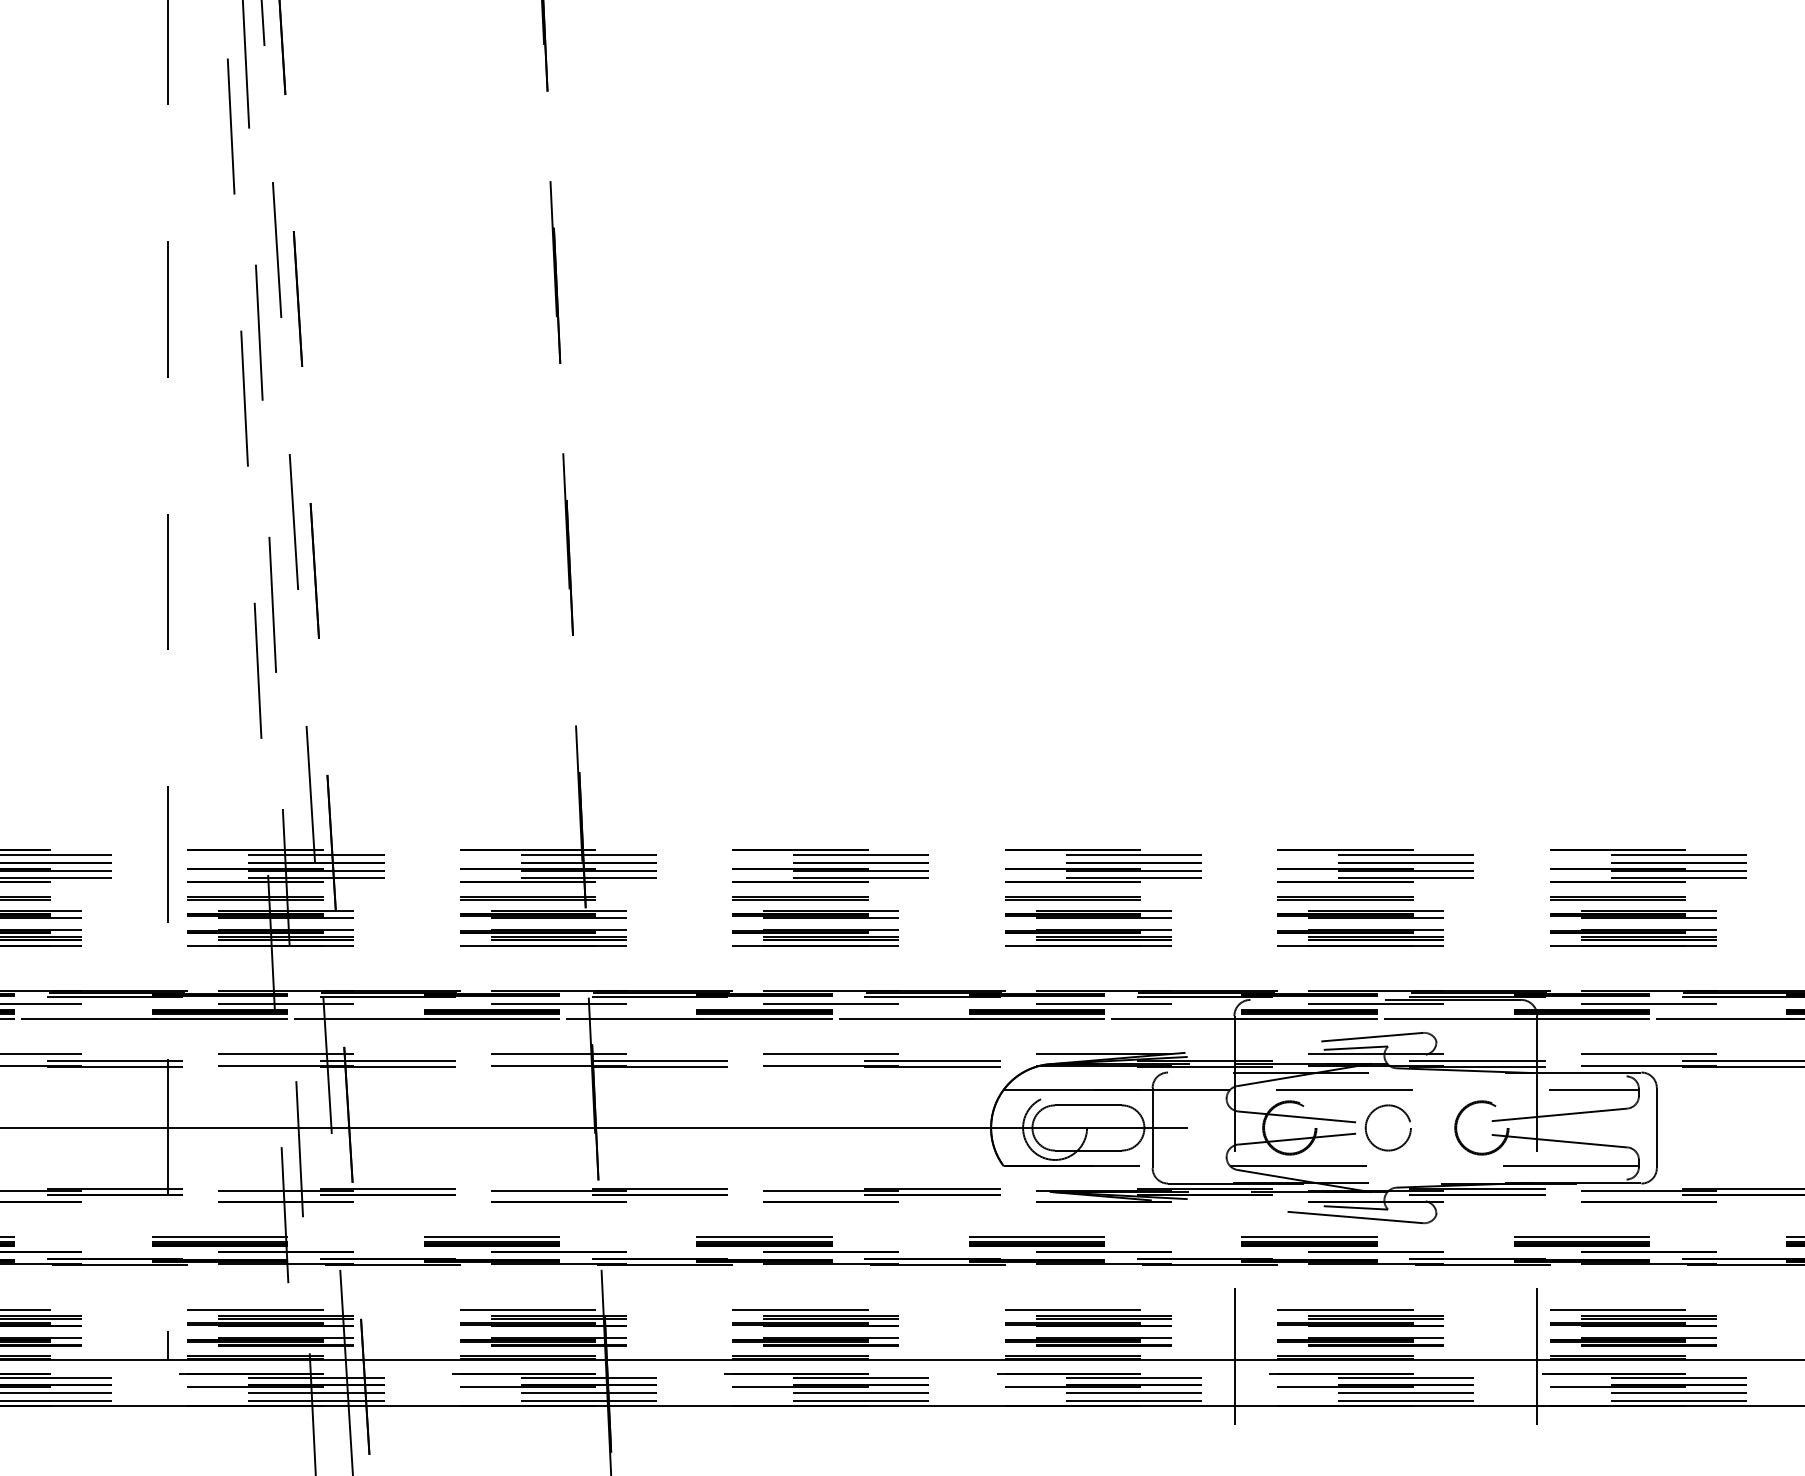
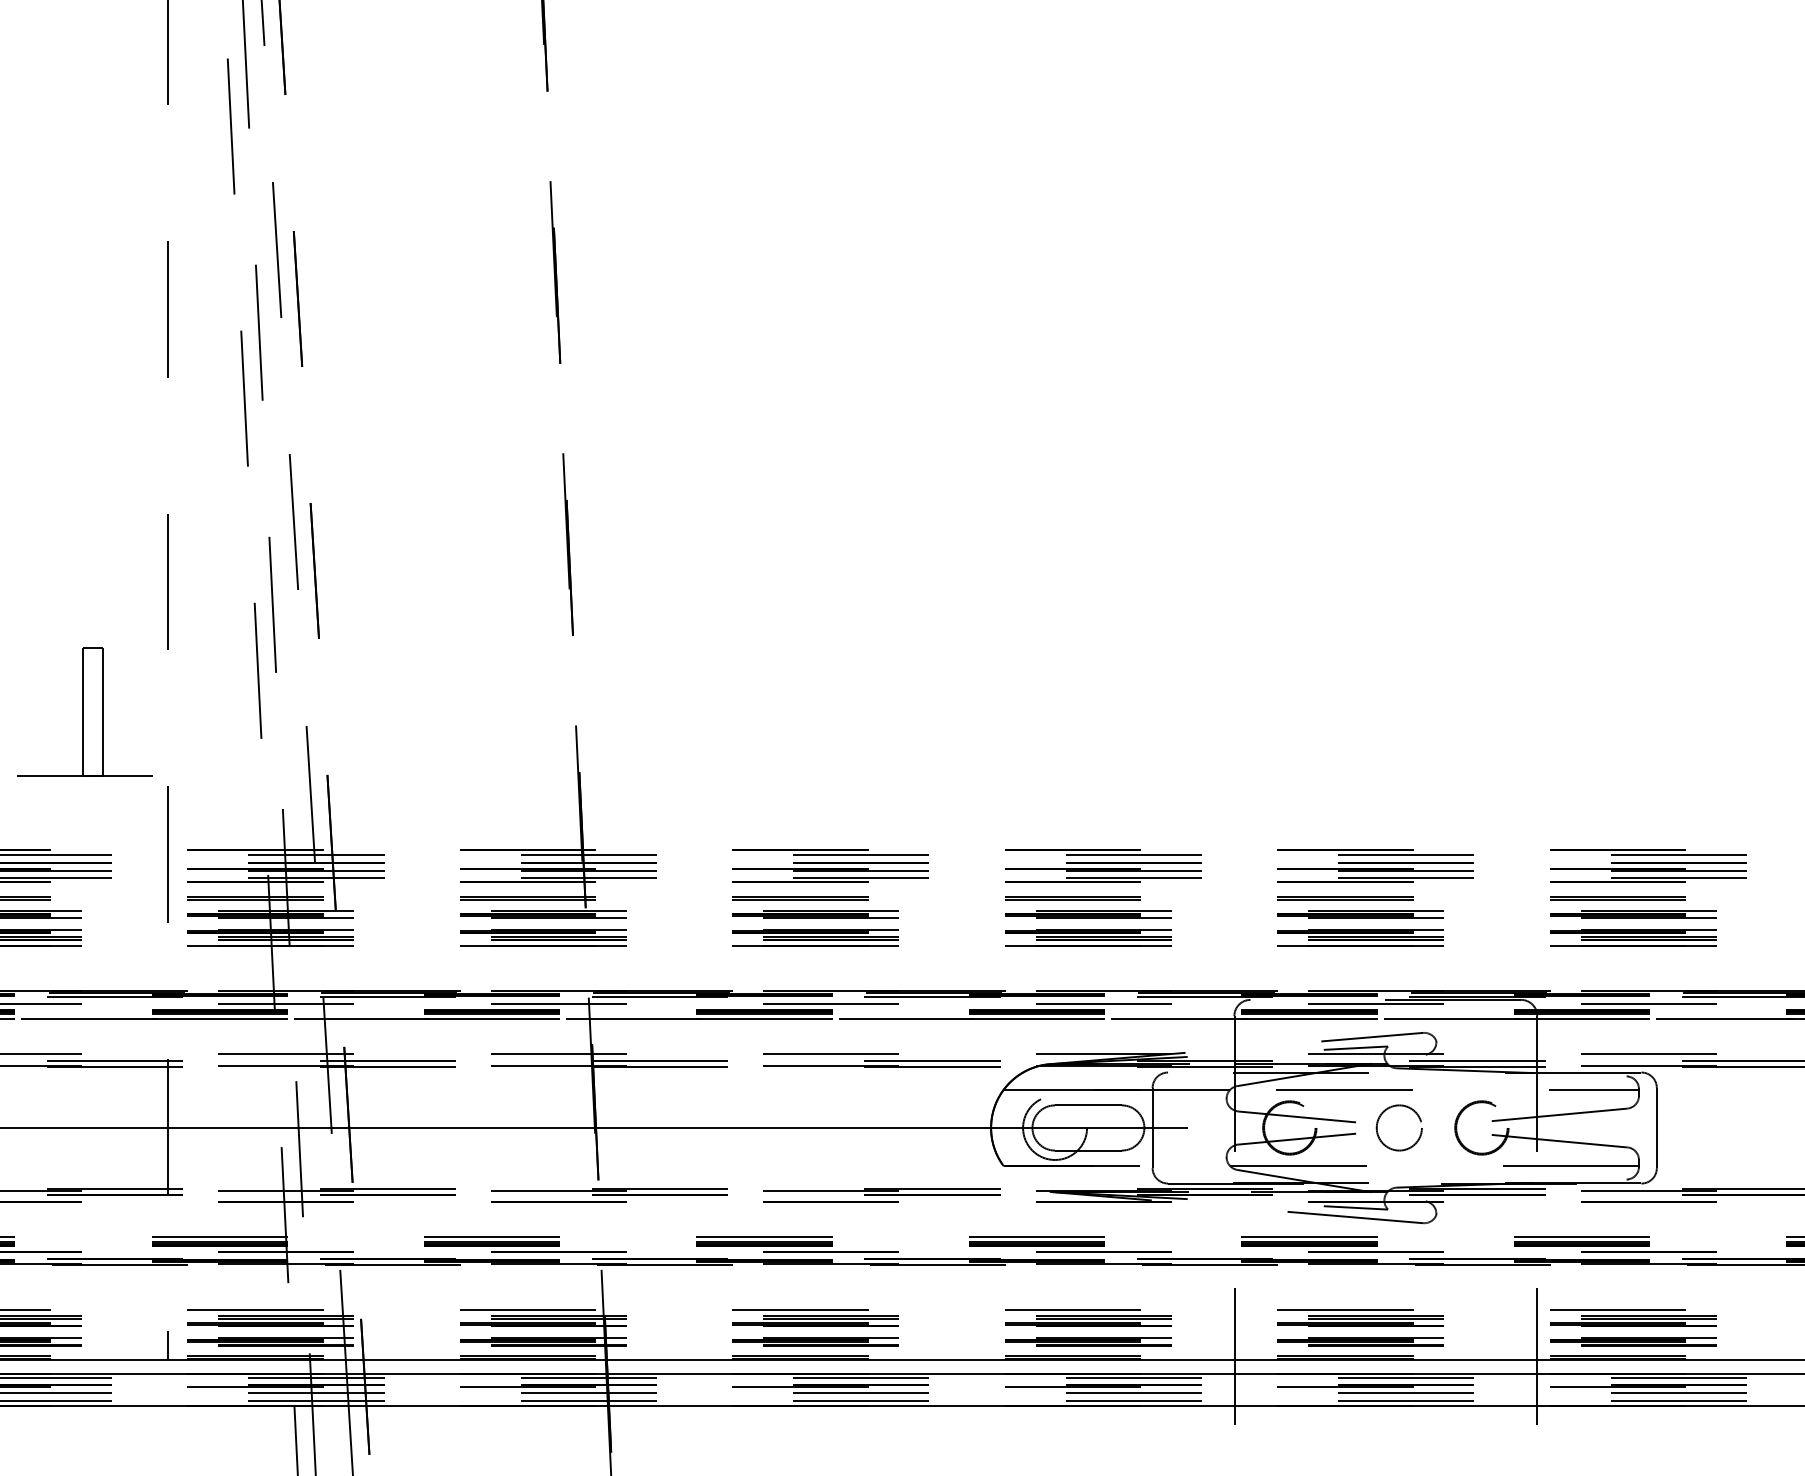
part: none -> present (84, 711)
circle position: (1387, 1127) -> (1398, 1127) (1398, 1127)
line: dashed -> solid (902, 1373)
line: none -> present (295, 1438)
